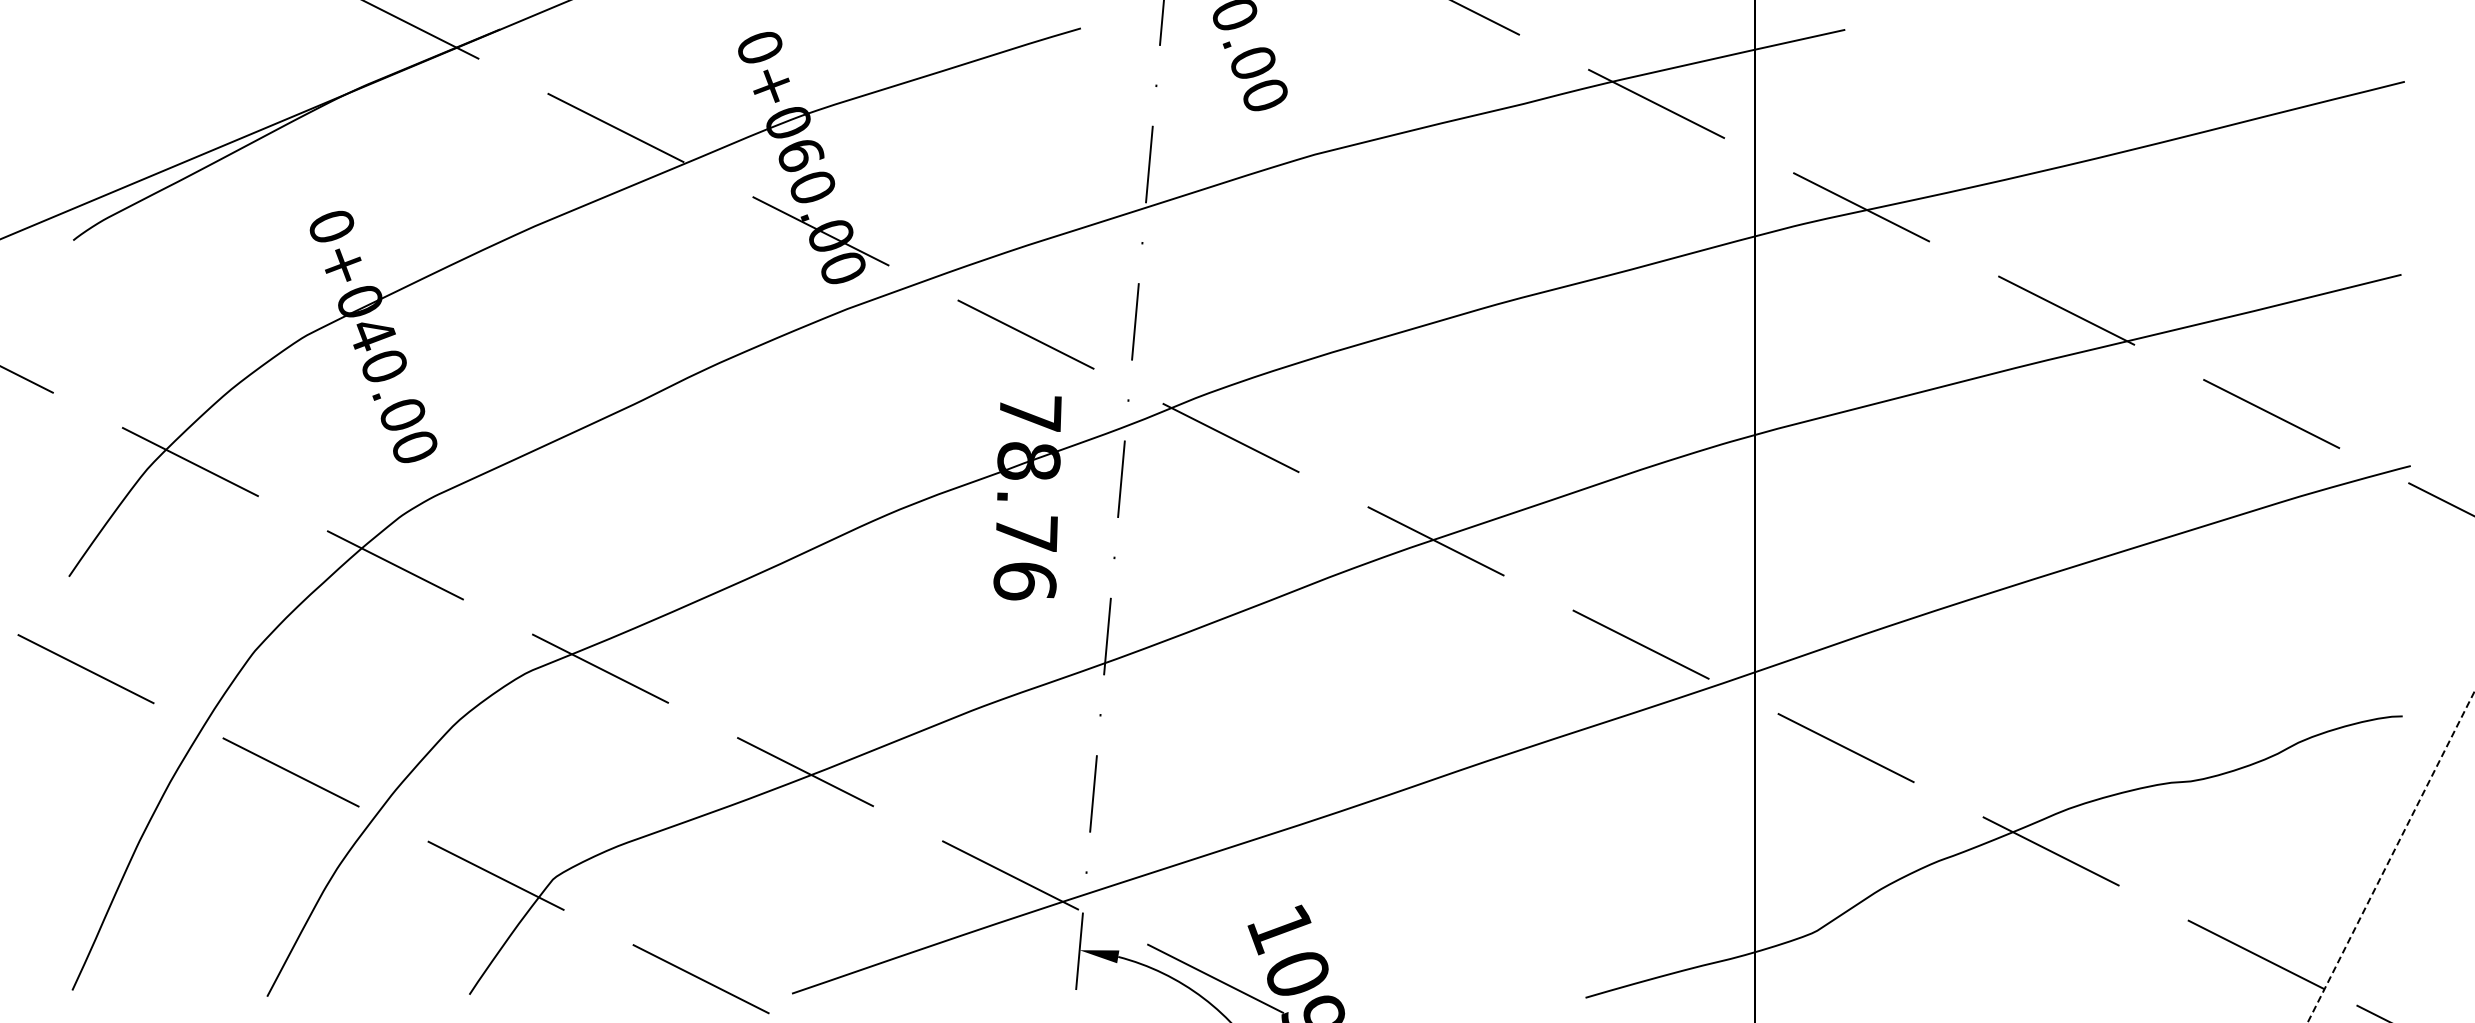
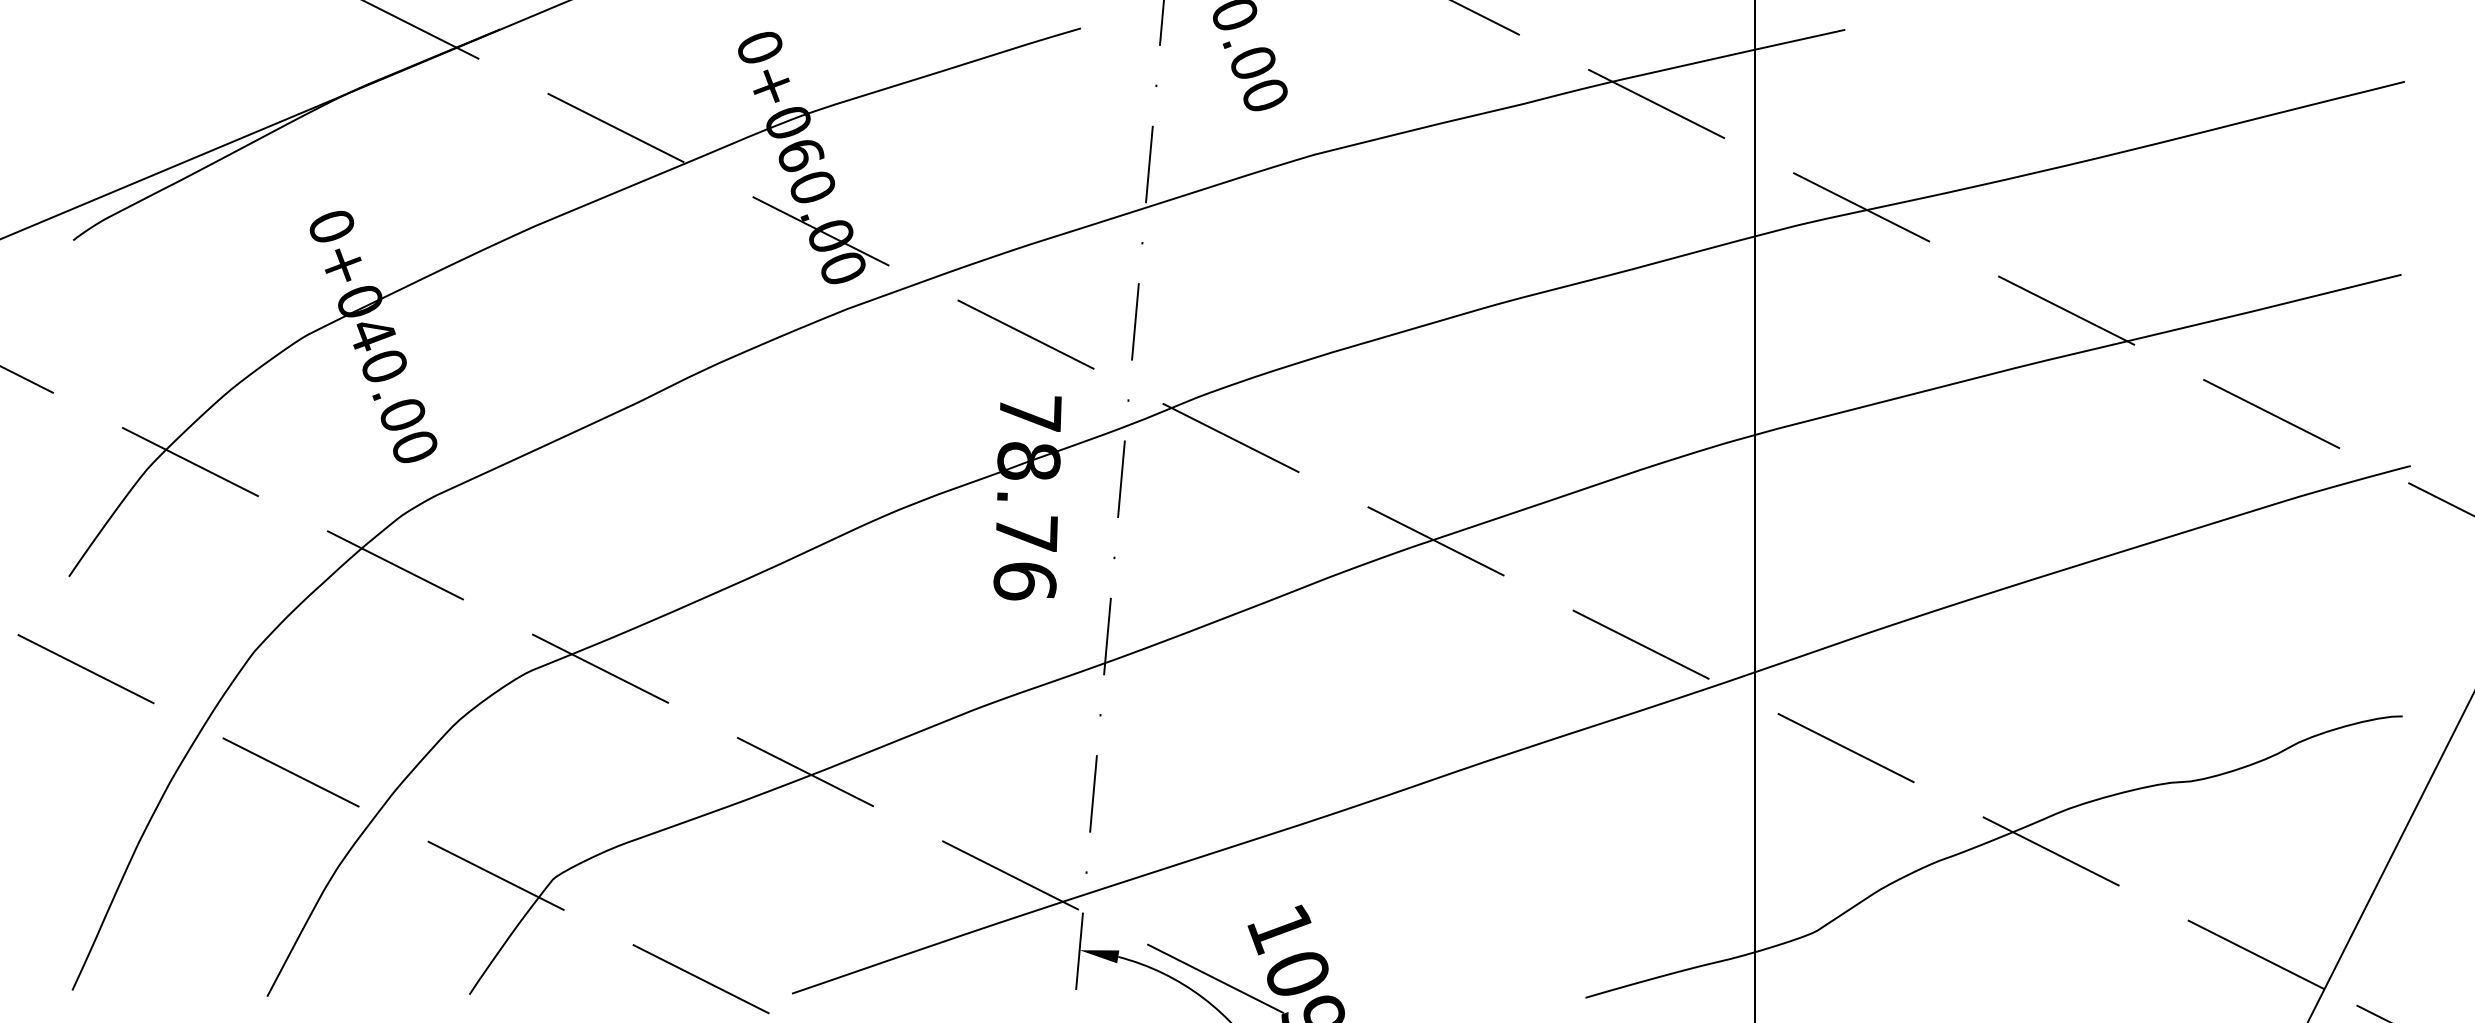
line: dashed -> solid (2391, 856)
